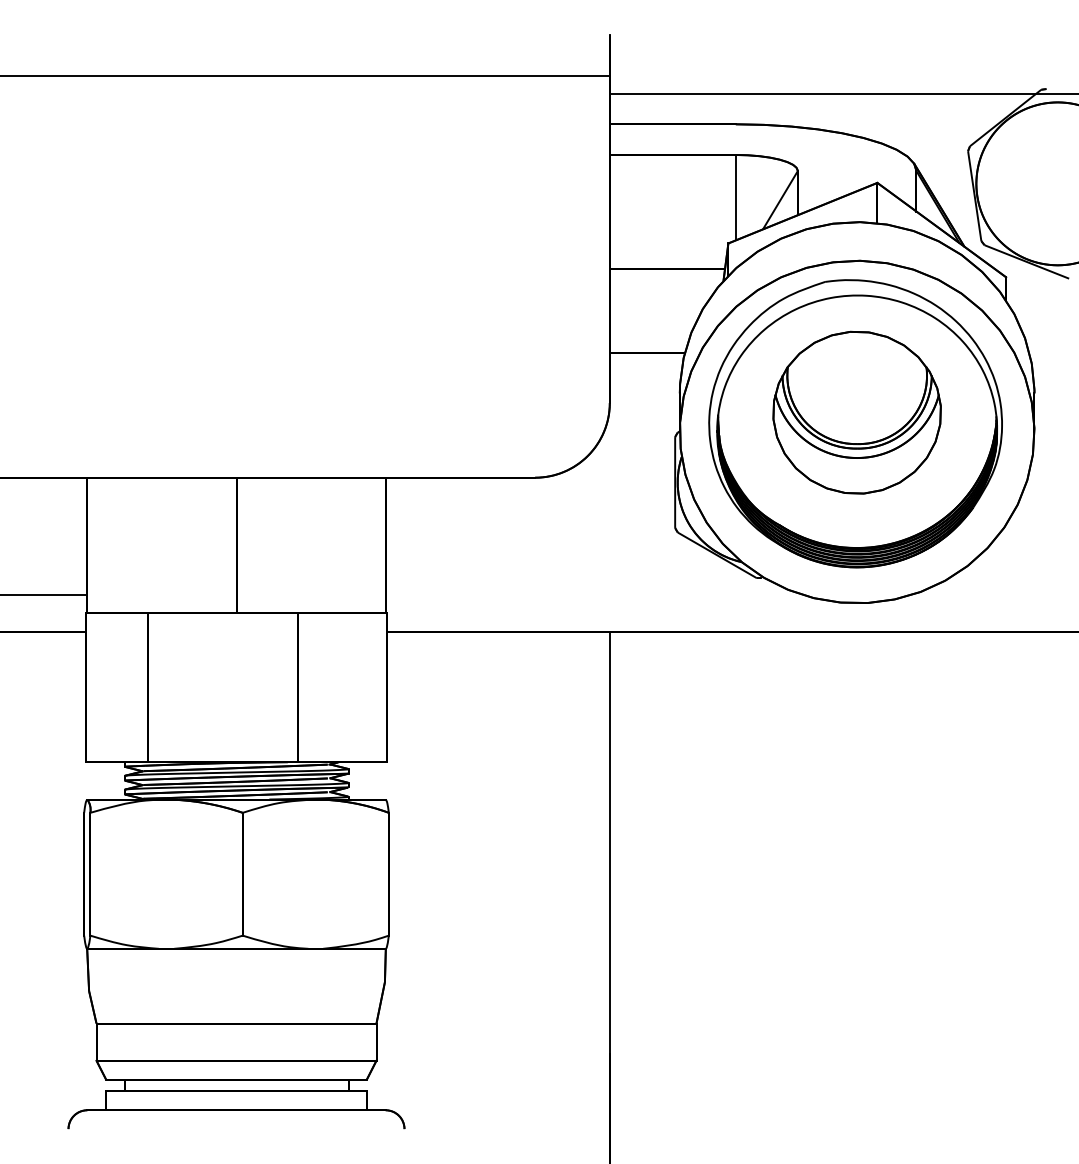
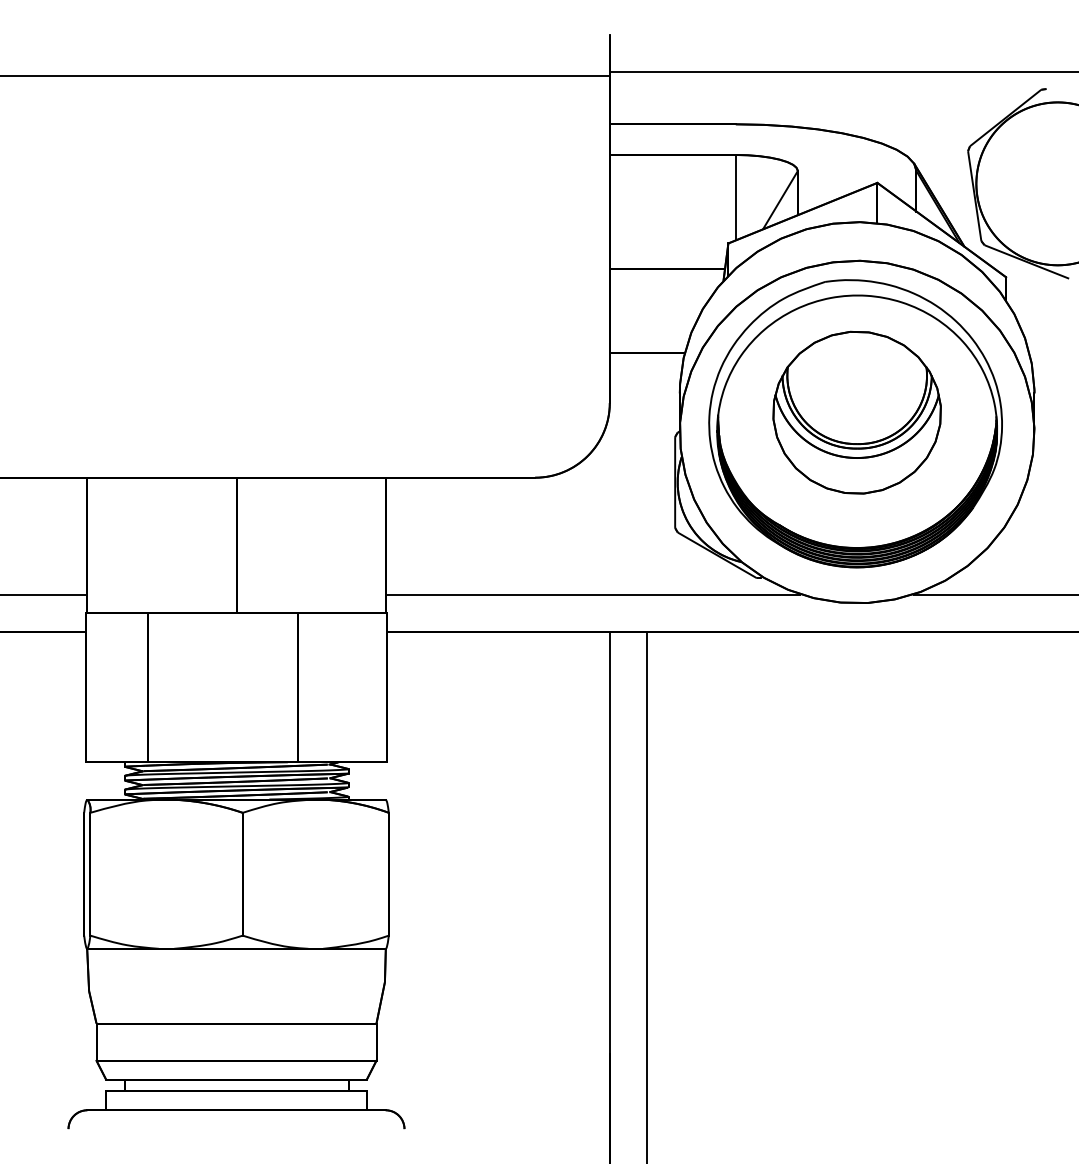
line position: (842, 93) -> (842, 71) (842, 71)
line: none -> present (593, 594)
line: none -> present (994, 594)
line: none -> present (647, 895)
